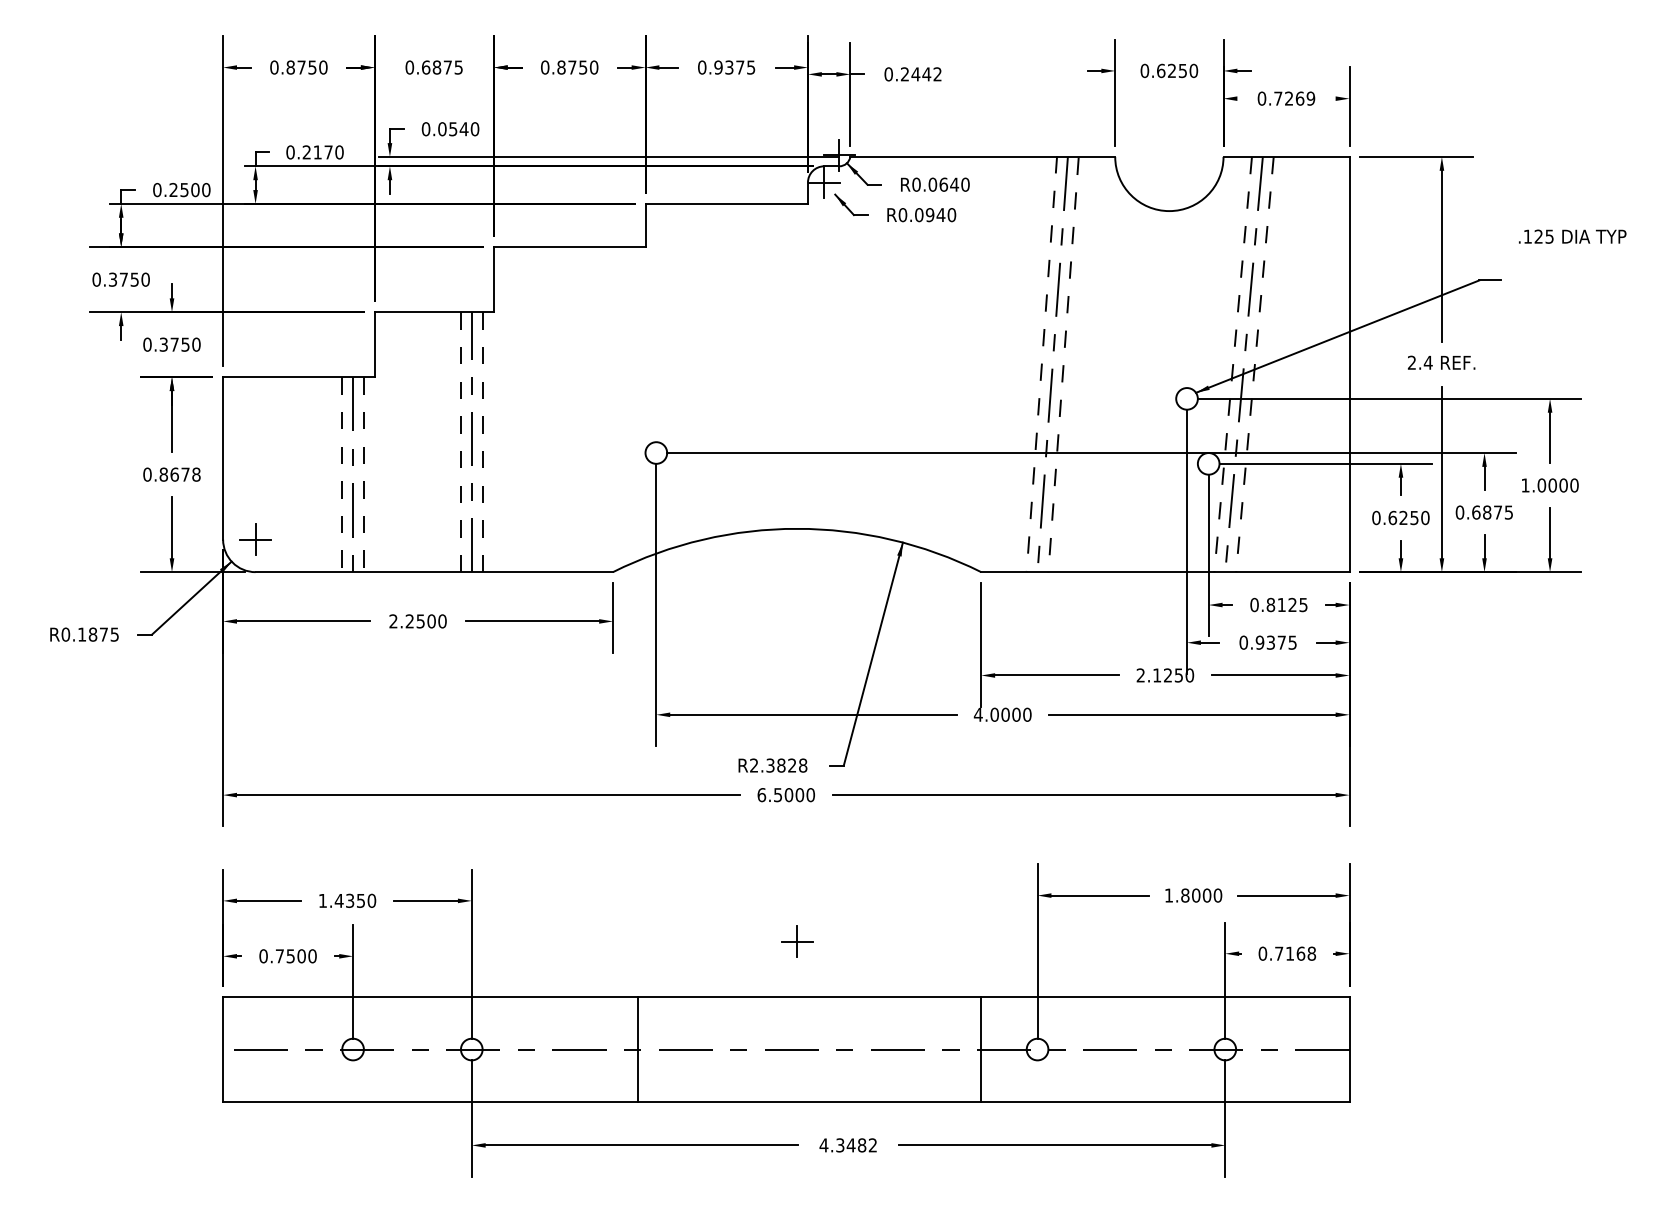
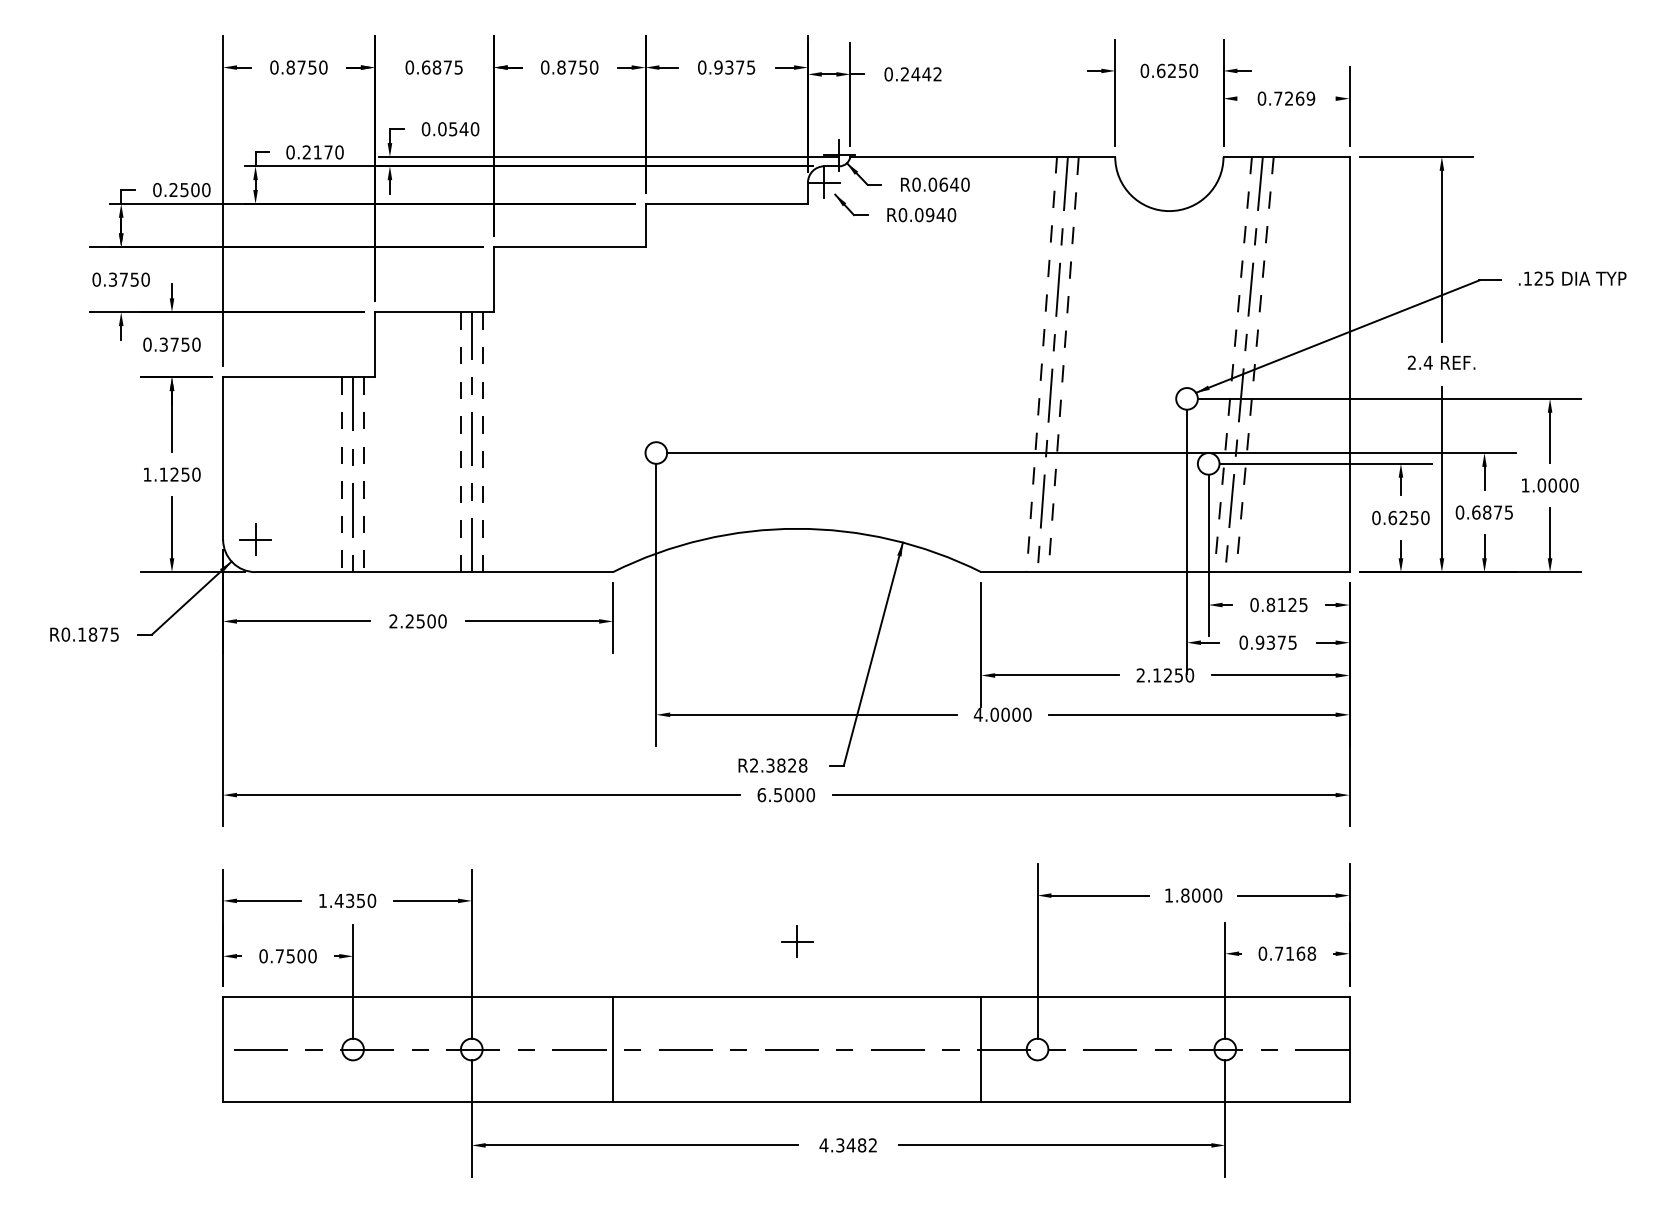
text position: (1572, 236) -> (1572, 278) (1572, 278)
text: 0.8678 -> 1.1250 (171, 474)
line position: (638, 1049) -> (613, 1049) (613, 1049)
